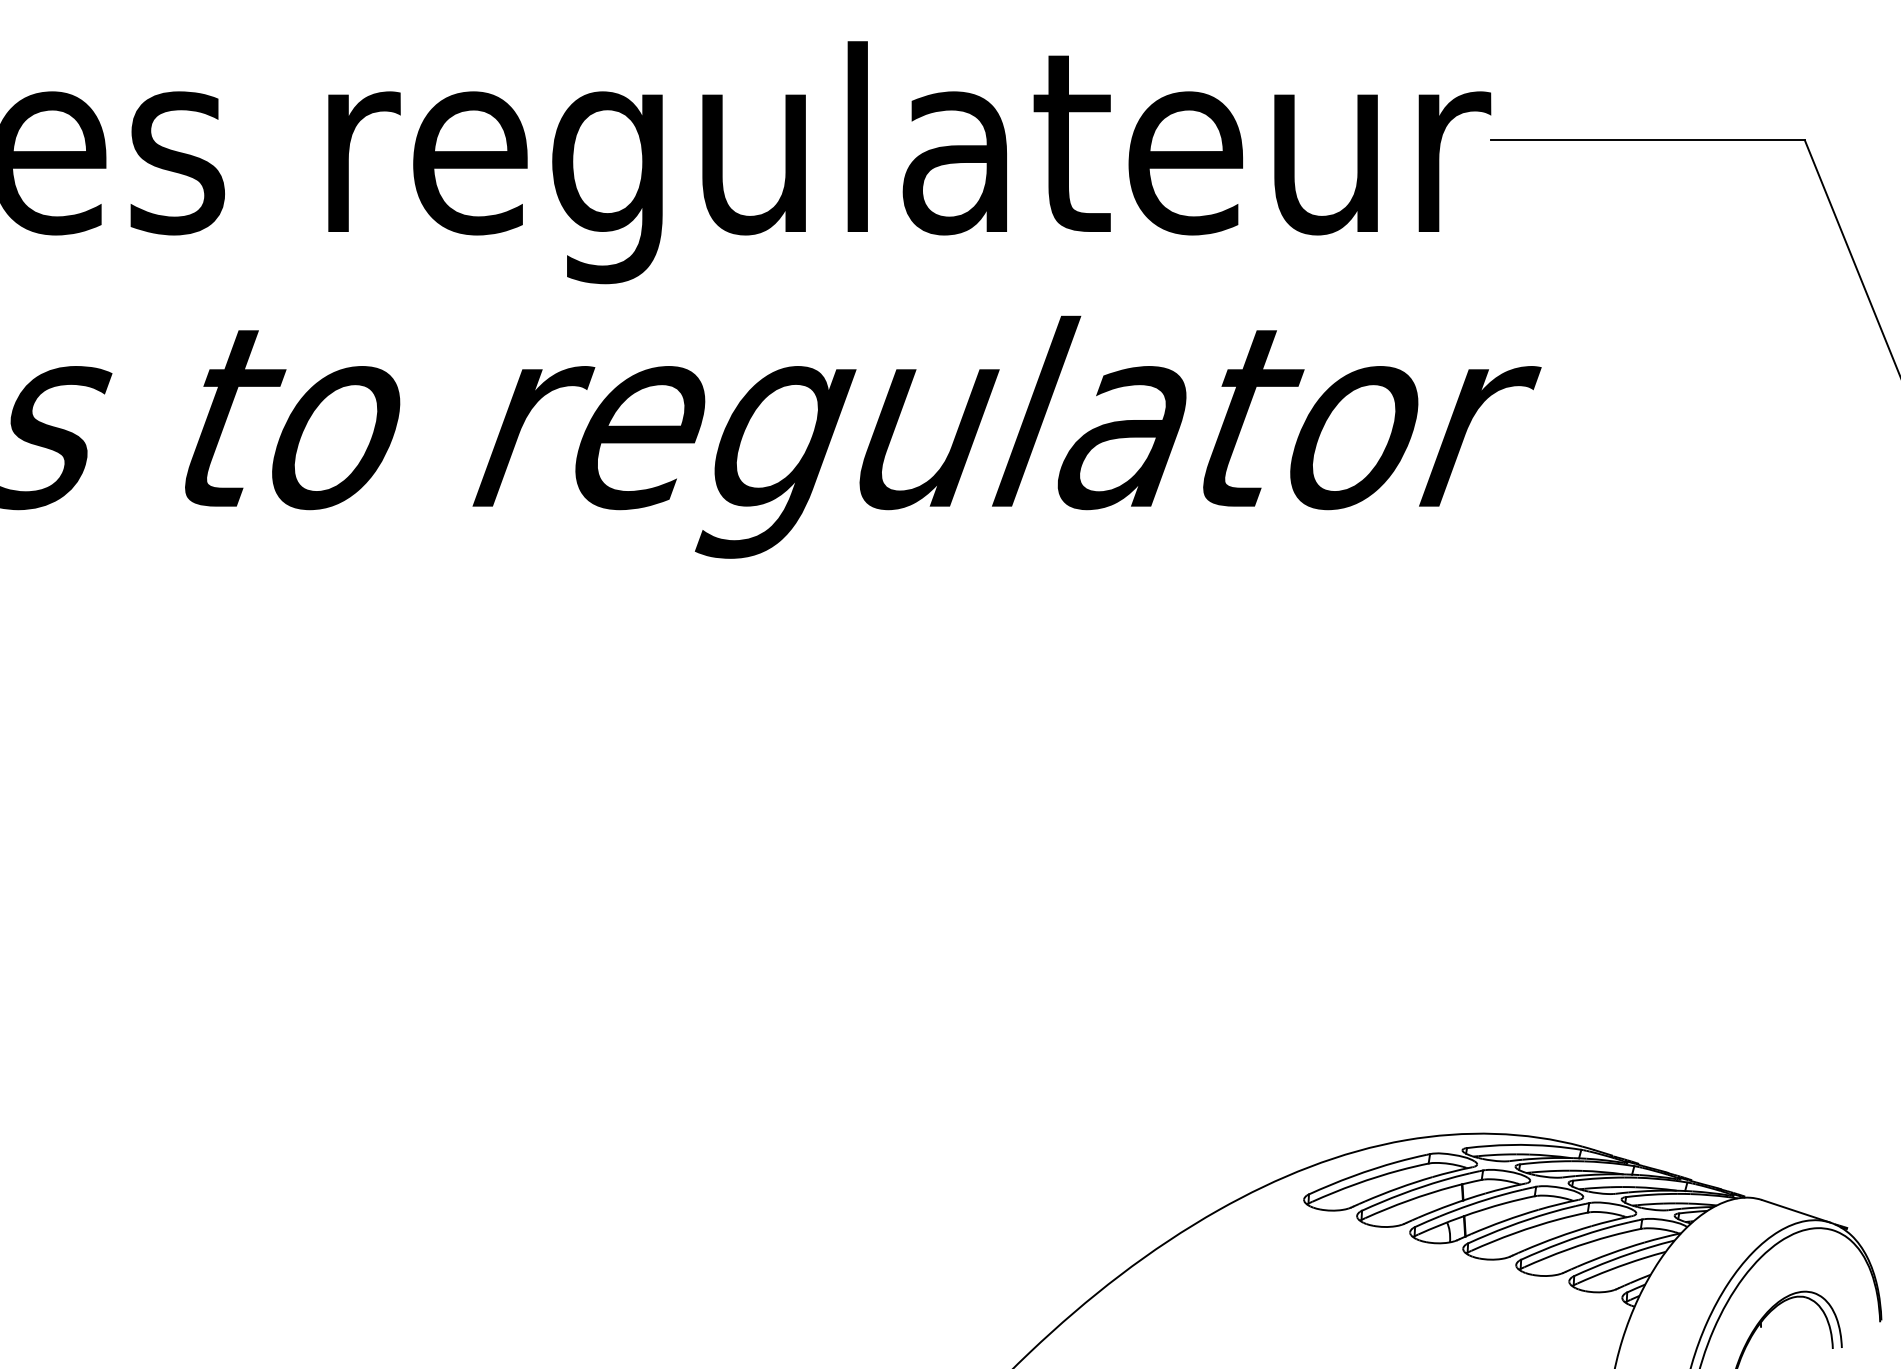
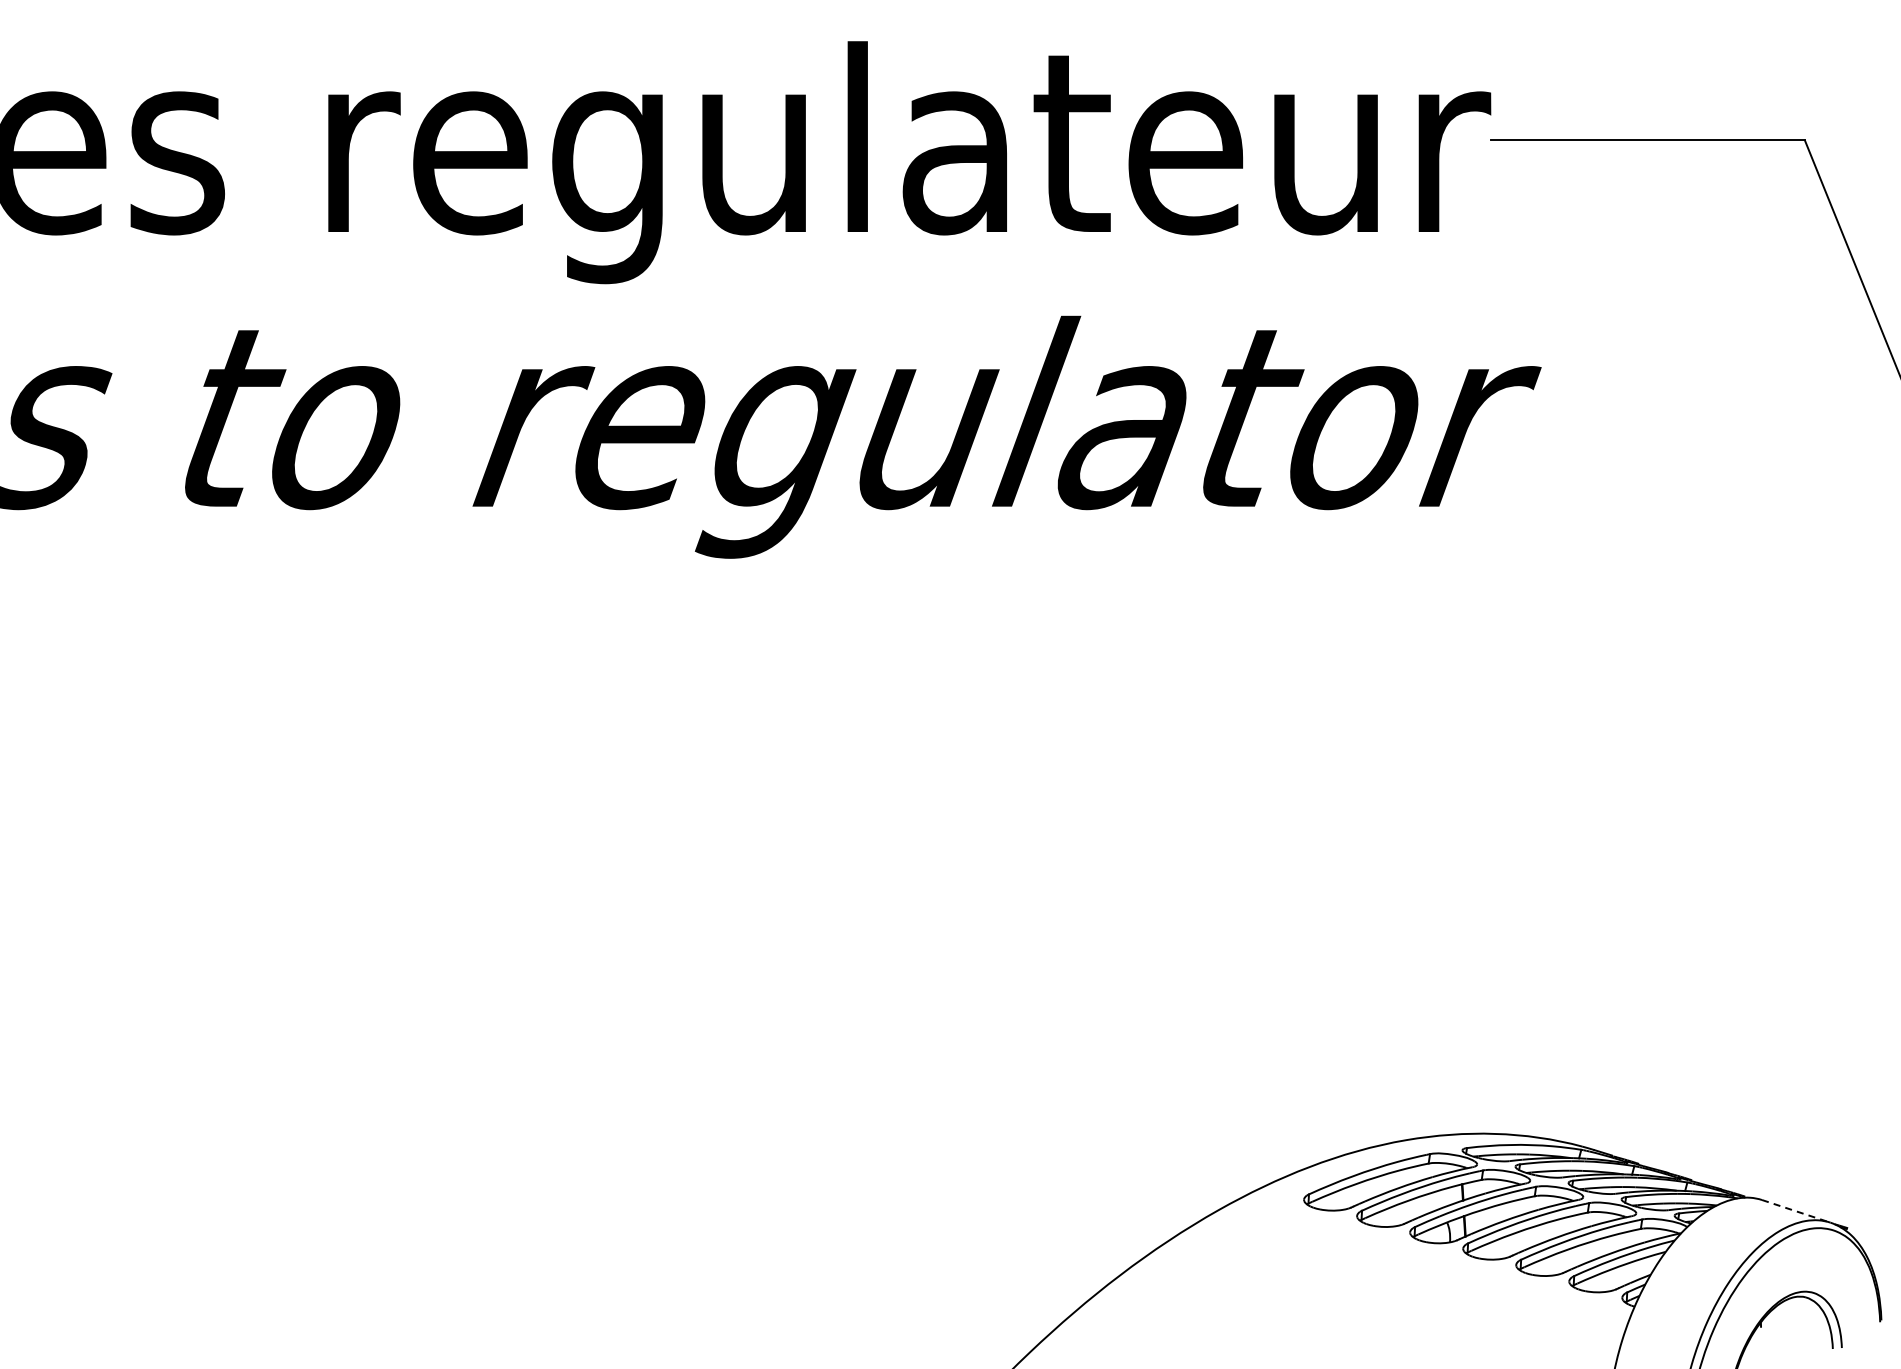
line: solid -> dashed (1796, 1211)
